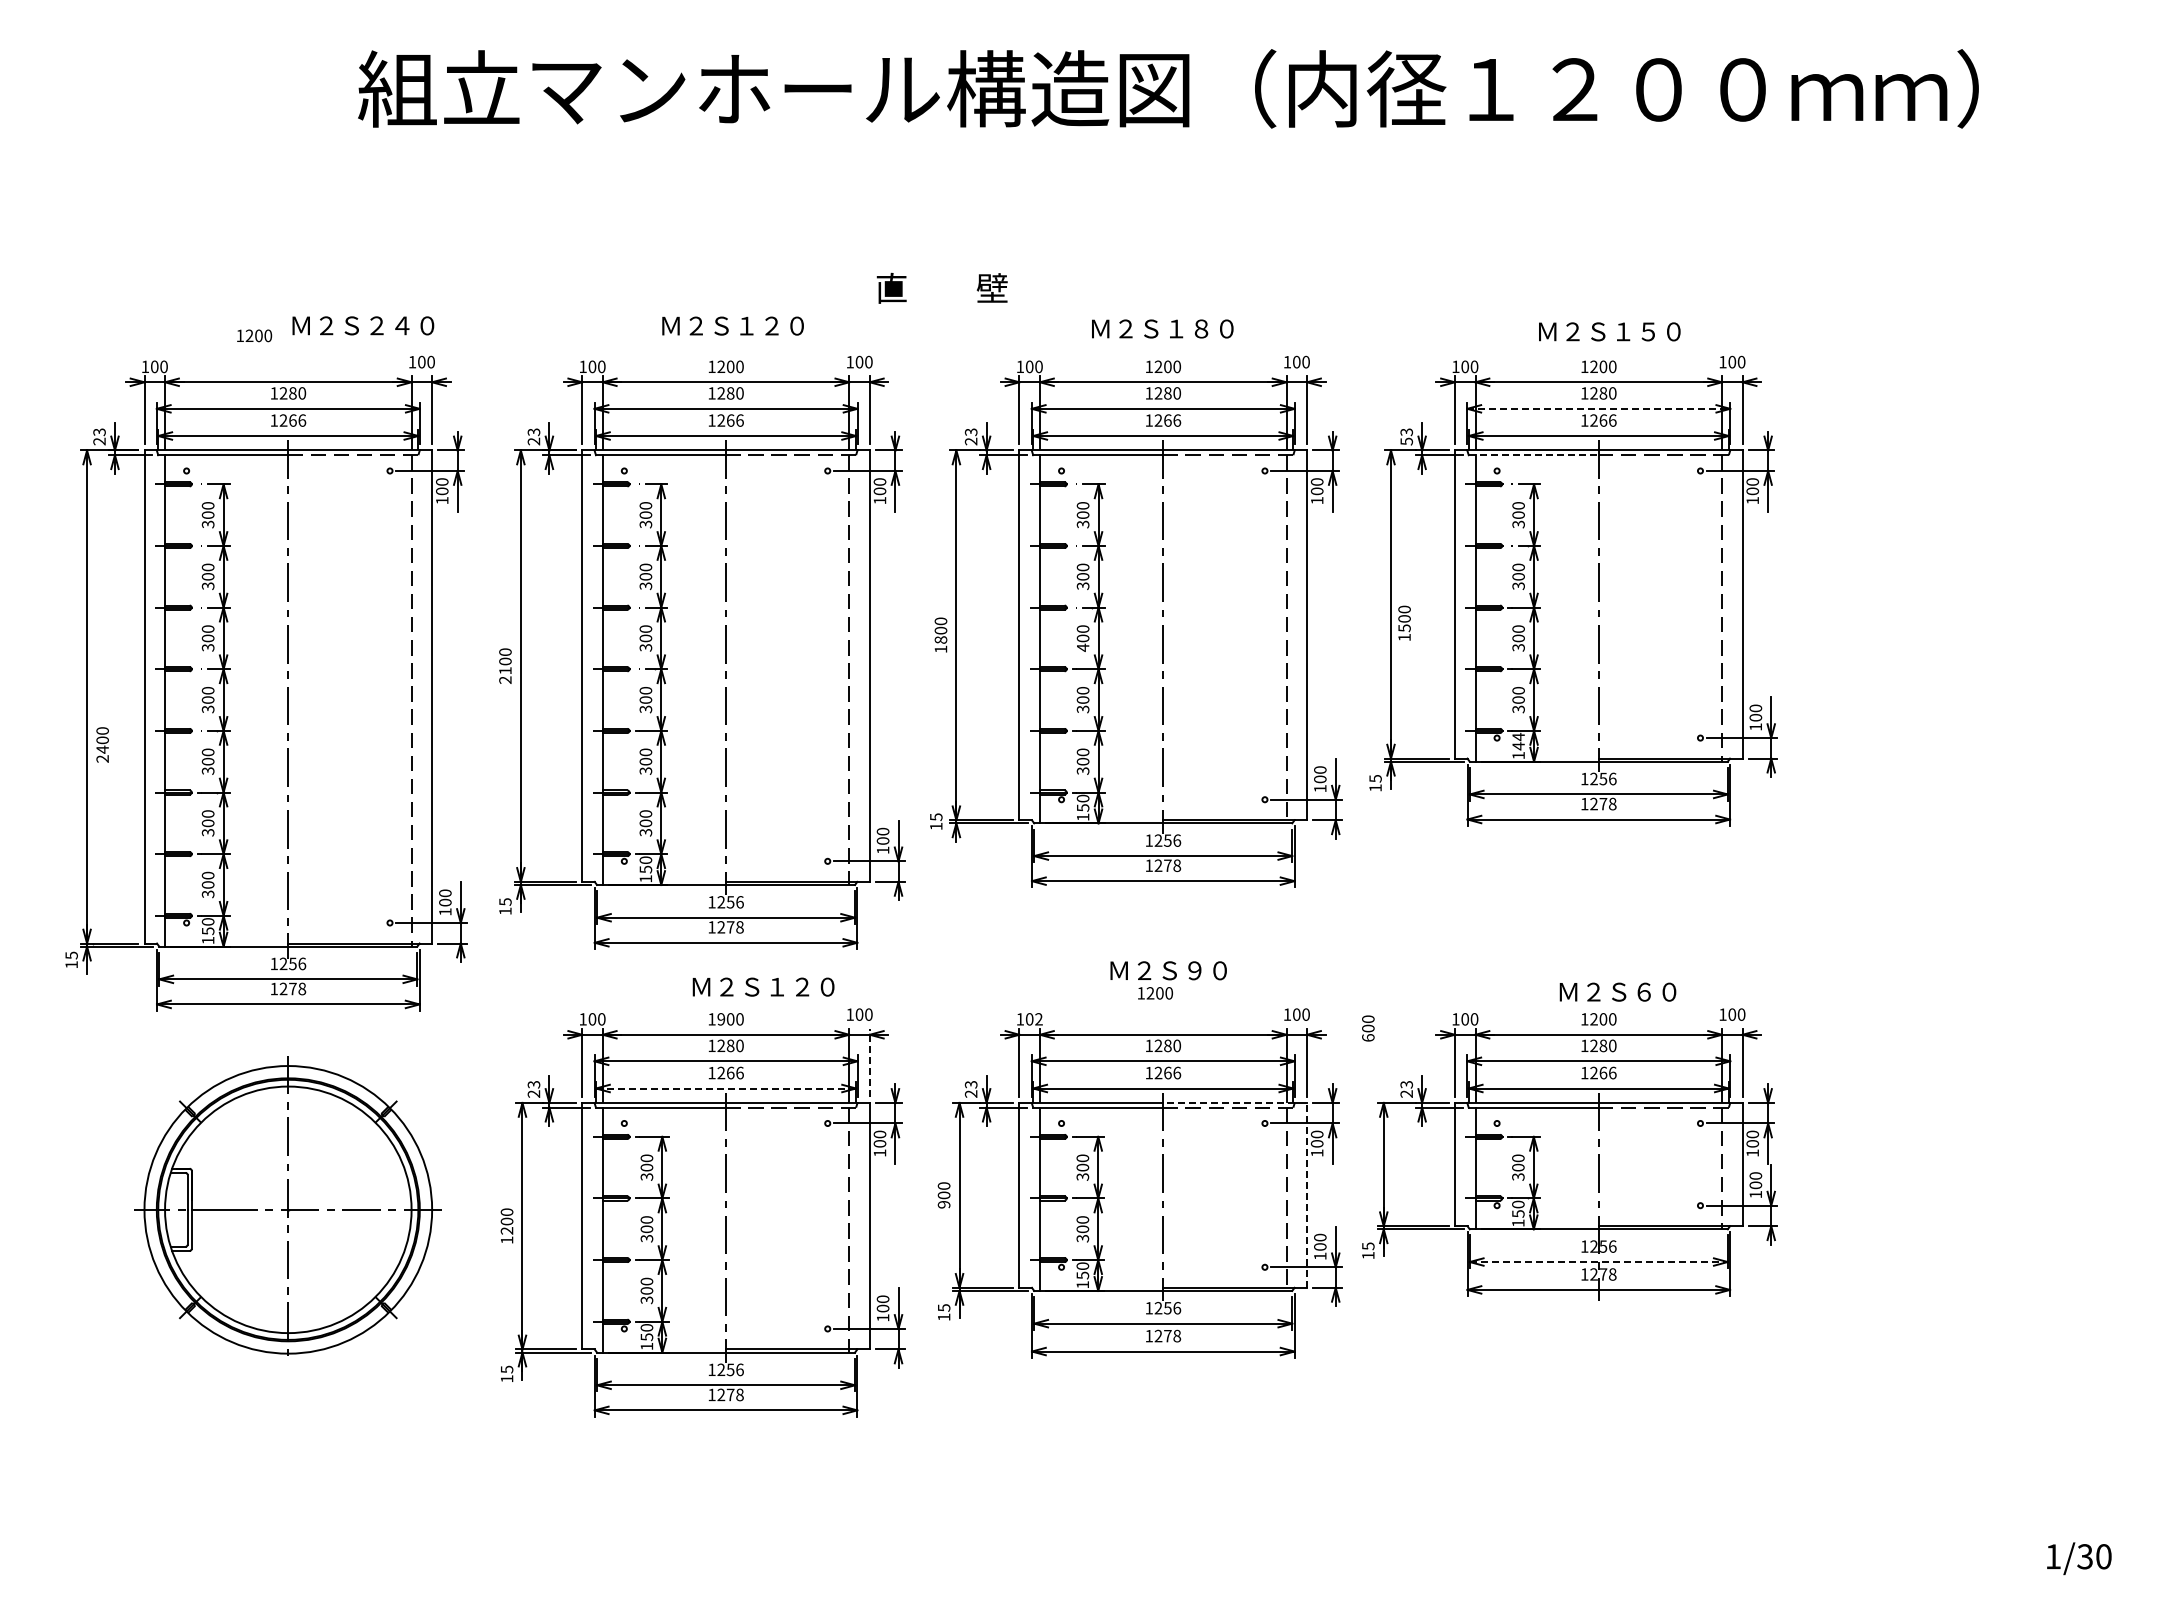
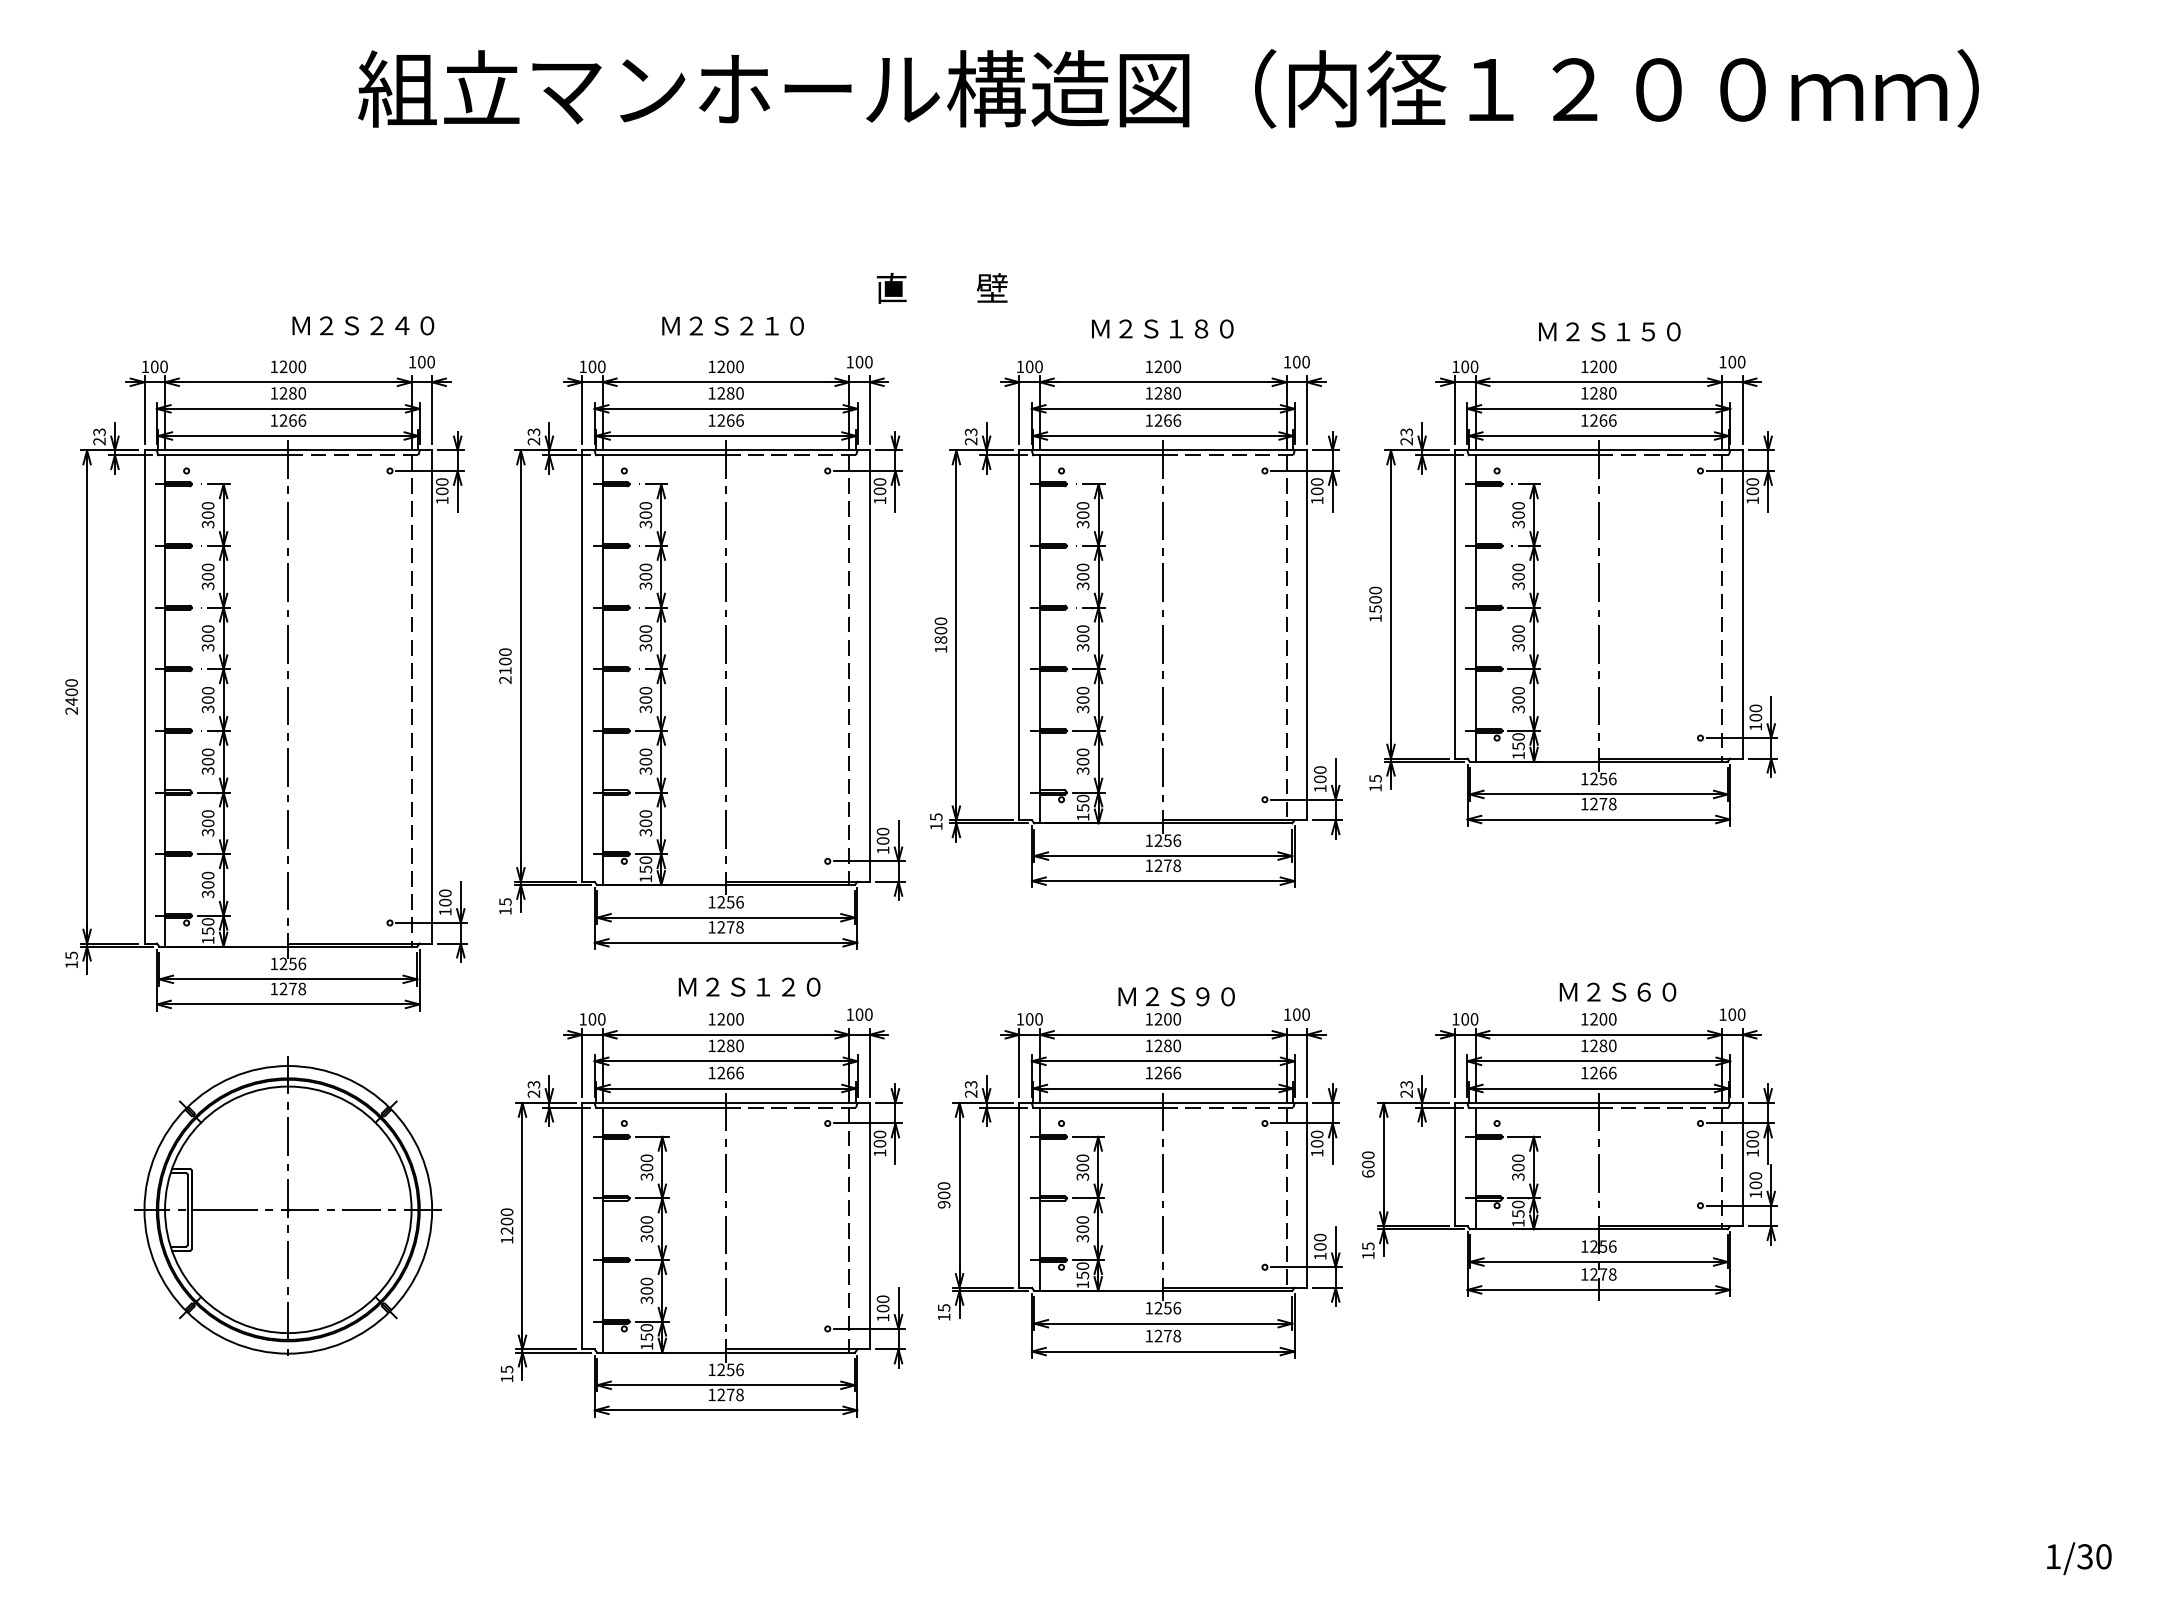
text: Ｍ２Ｓ１２０ -> Ｍ２Ｓ２１０ (759, 325)
text position: (254, 335) -> (288, 366) (288, 366)
line: dashed -> solid (1599, 408)
text: 53 -> 23 (1406, 441)
line: dashed -> solid (1534, 455)
text position: (1404, 622) -> (1375, 603) (1375, 603)
text: 400 -> 300 (1082, 647)
text: 144 -> 150 (1518, 741)
text position: (102, 744) -> (71, 696) (71, 696)
text position: (1168, 980) -> (1176, 1006) (1176, 1006)
text position: (763, 986) -> (749, 986) (749, 986)
text: 1900 -> 1200 (721, 1019)
text: 102 -> 100 (1038, 1019)
text position: (1368, 1028) -> (1368, 1164) (1368, 1164)
line: dashed -> solid (869, 1062)
line: dashed -> solid (726, 1088)
line: dashed -> solid (1229, 1102)
line: dashed -> solid (1307, 1194)
line: dashed -> solid (1599, 1262)
